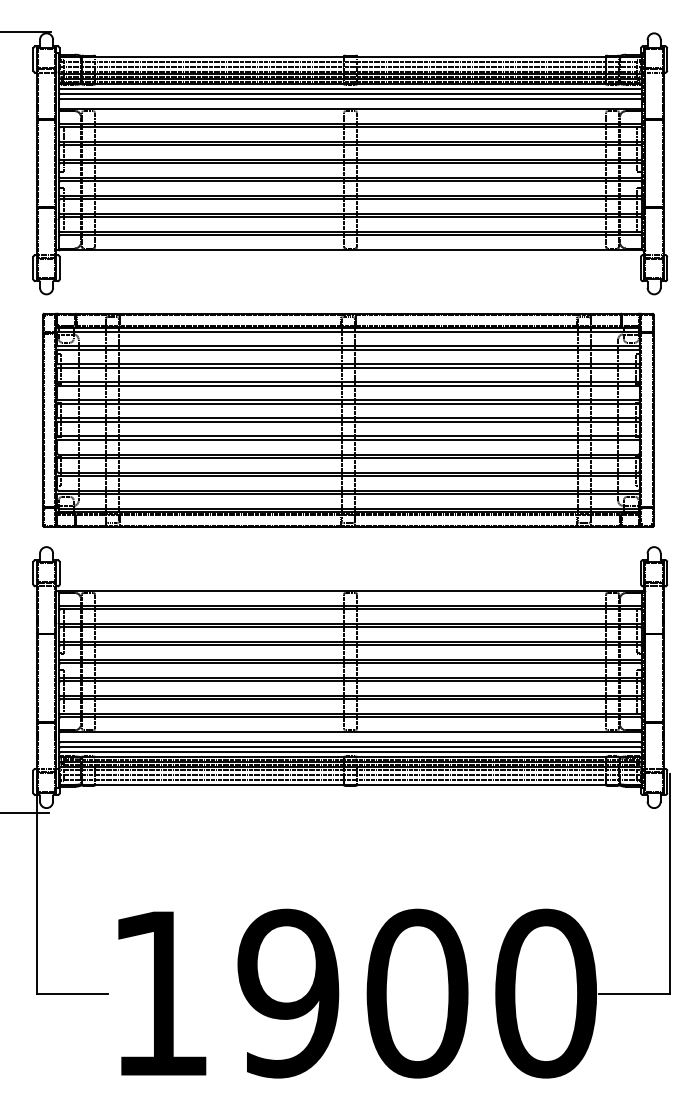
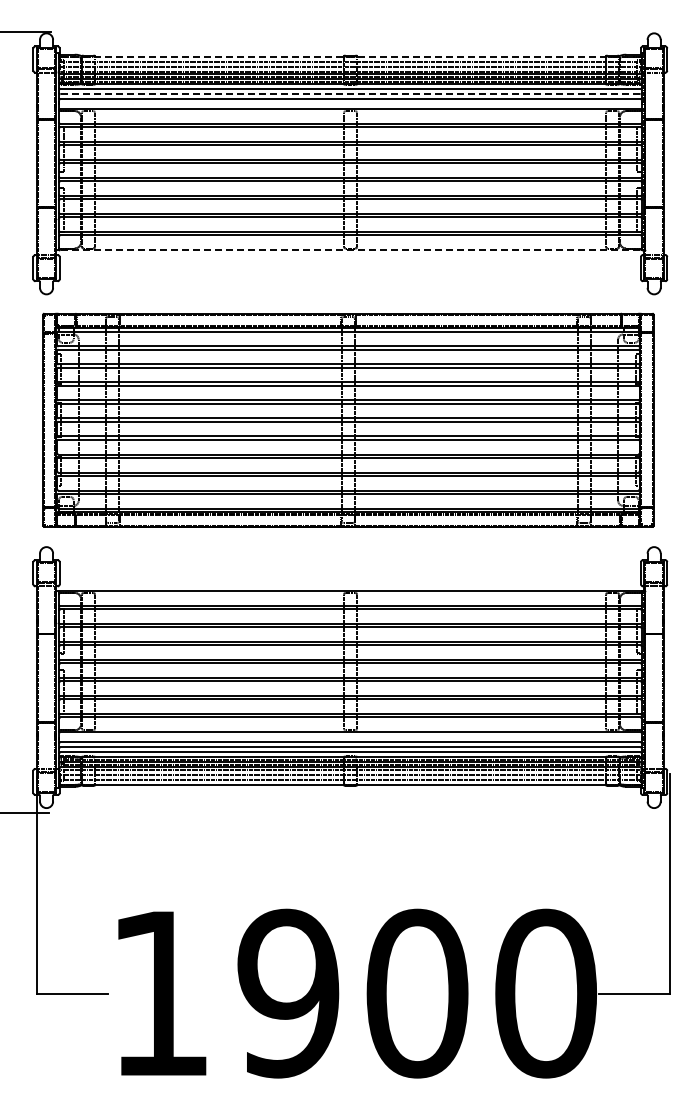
line: solid -> dashed (350, 56)
line: solid -> dashed (350, 94)
line: solid -> dashed (350, 250)
